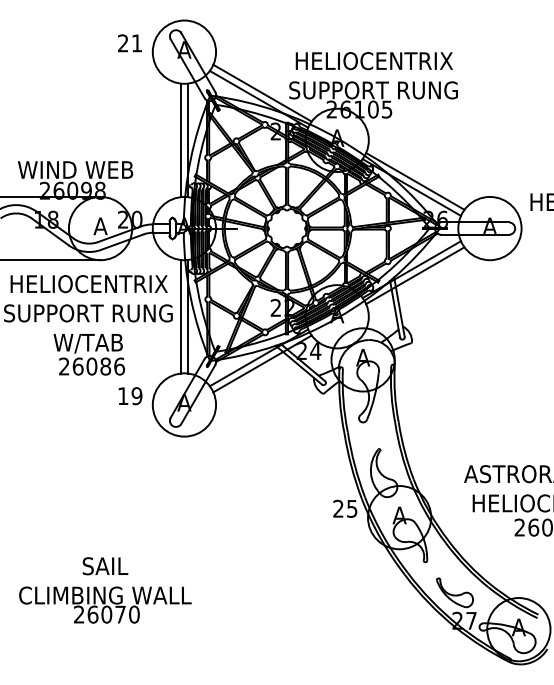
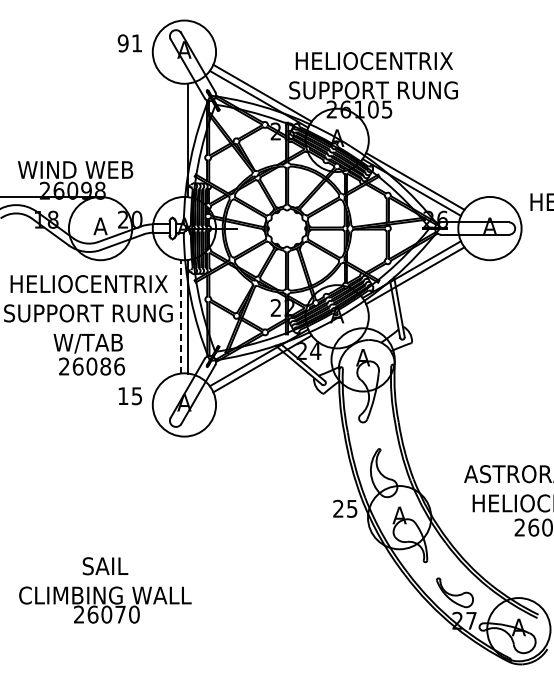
text: 21 -> 91 (122, 43)
line: present -> none (180, 140)
line: present -> none (51, 260)
line: solid -> dashed (180, 316)
text: 19 -> 15 (136, 395)
